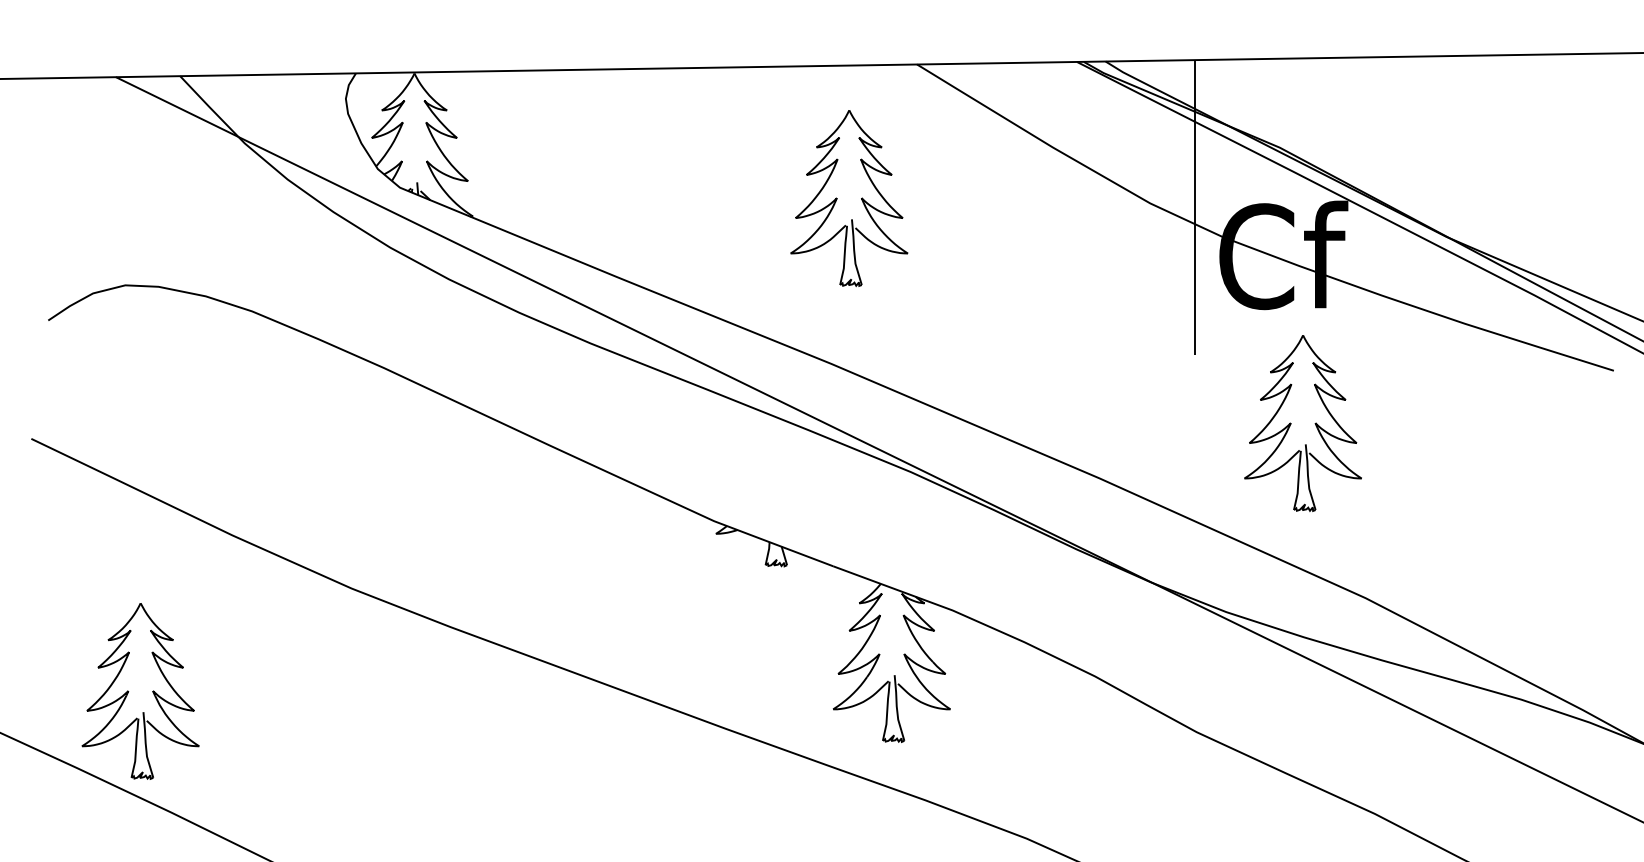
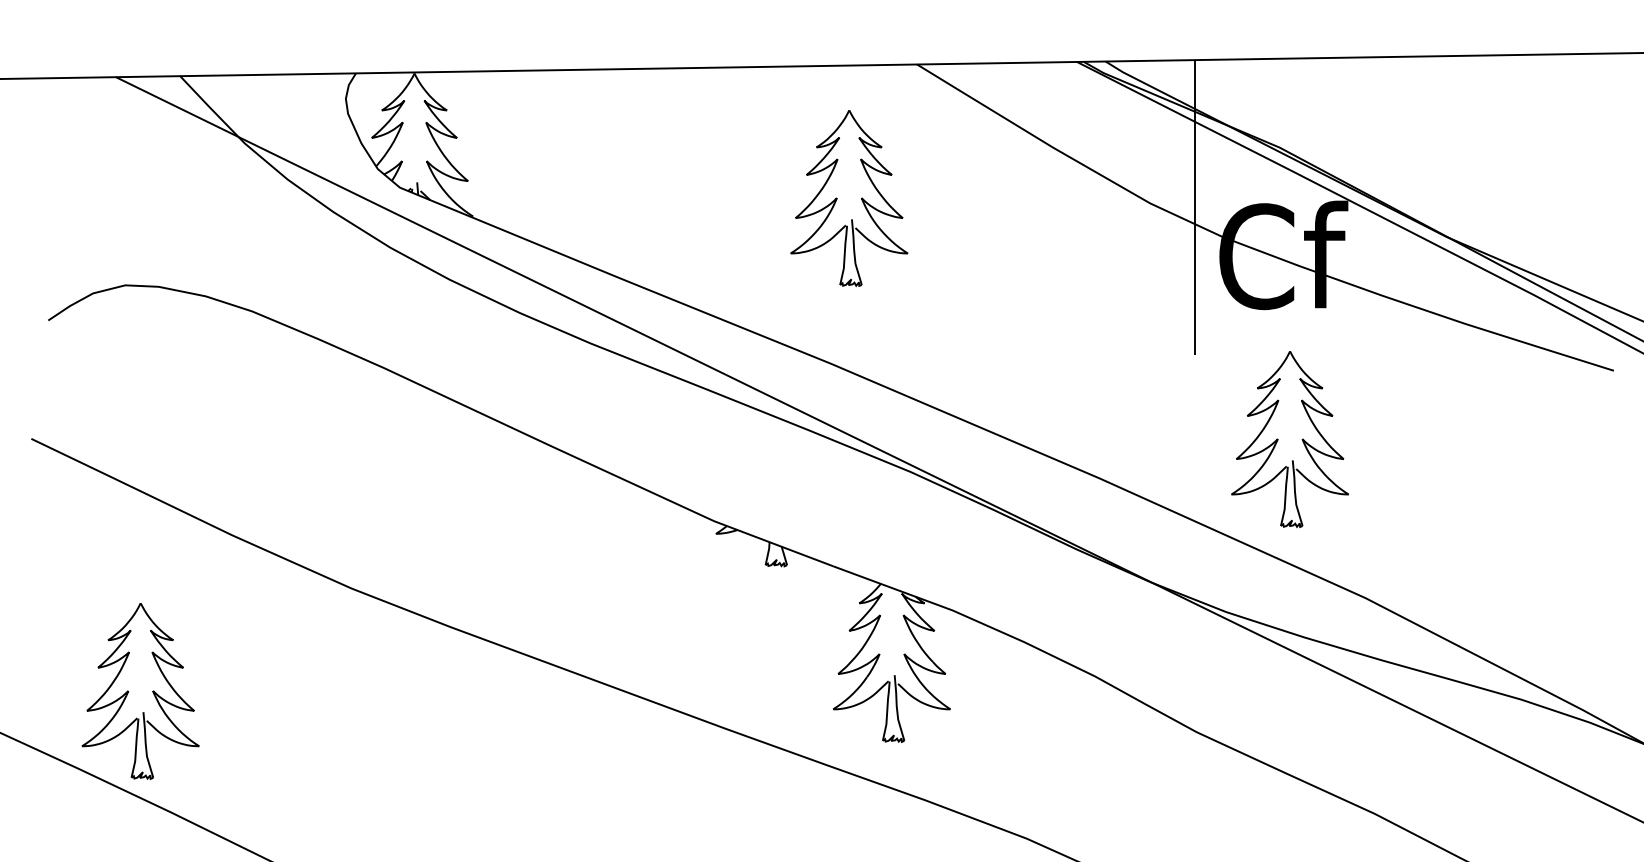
part position: (1302, 423) -> (1289, 439) (1289, 439)
